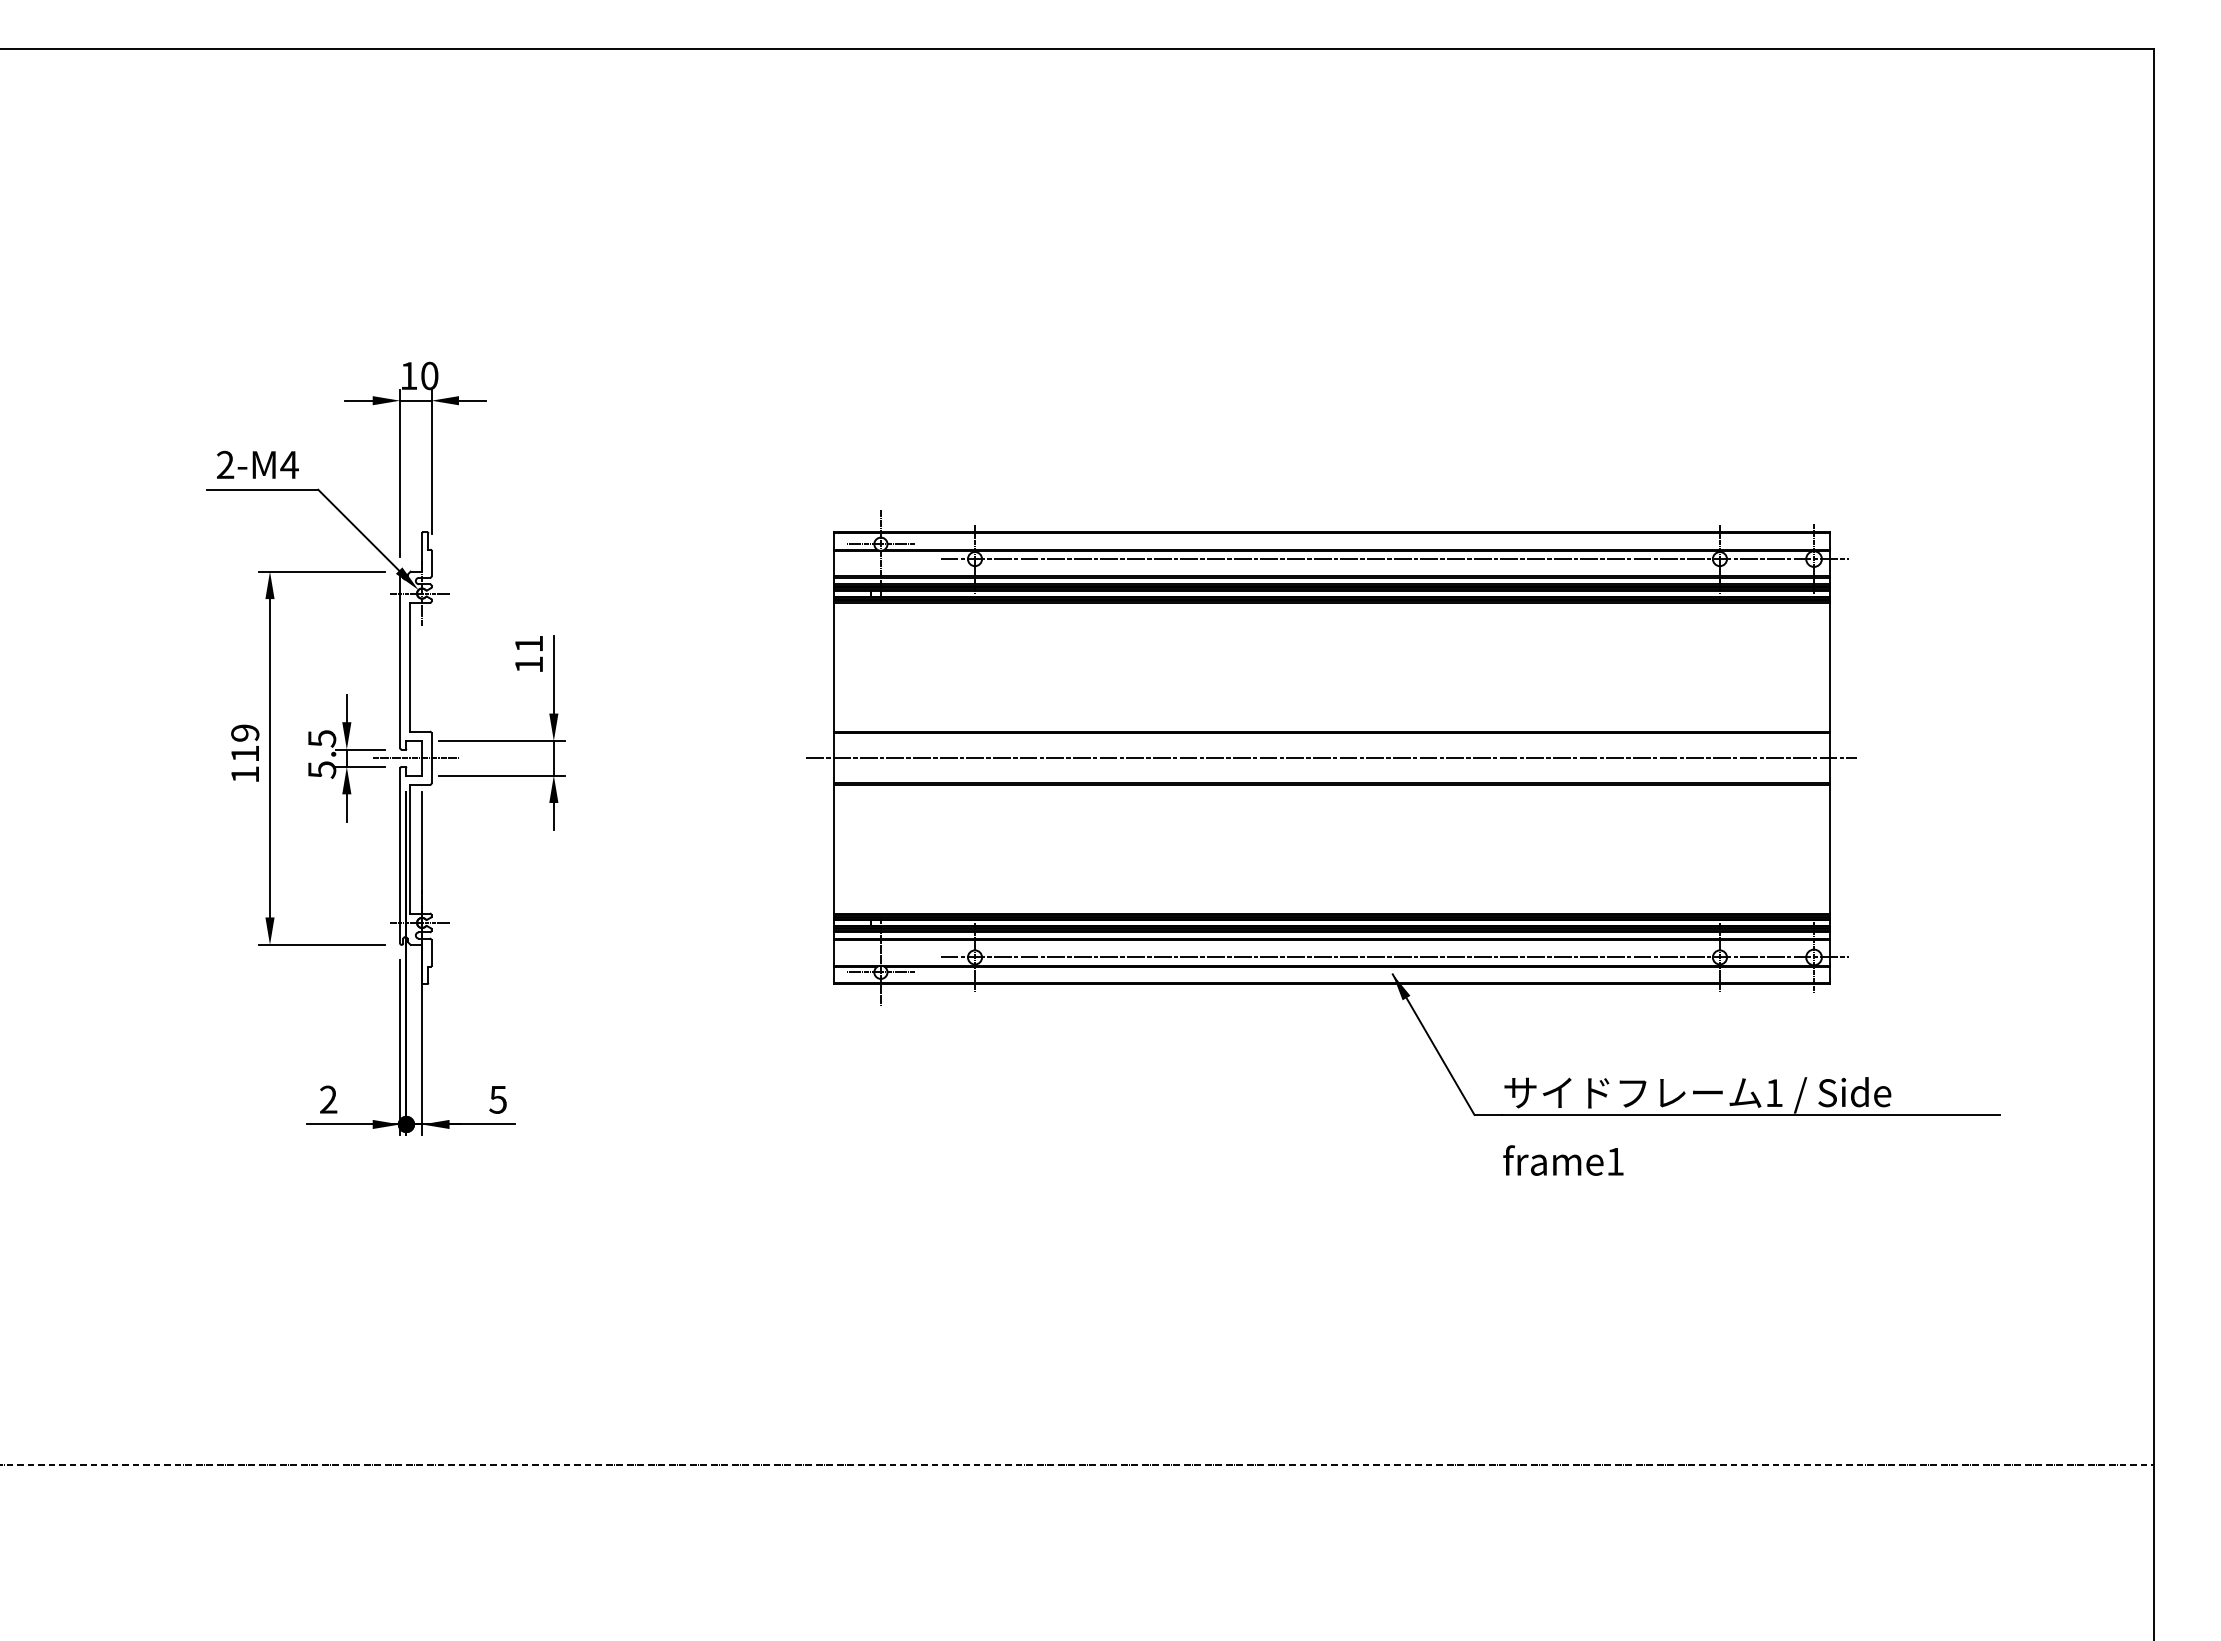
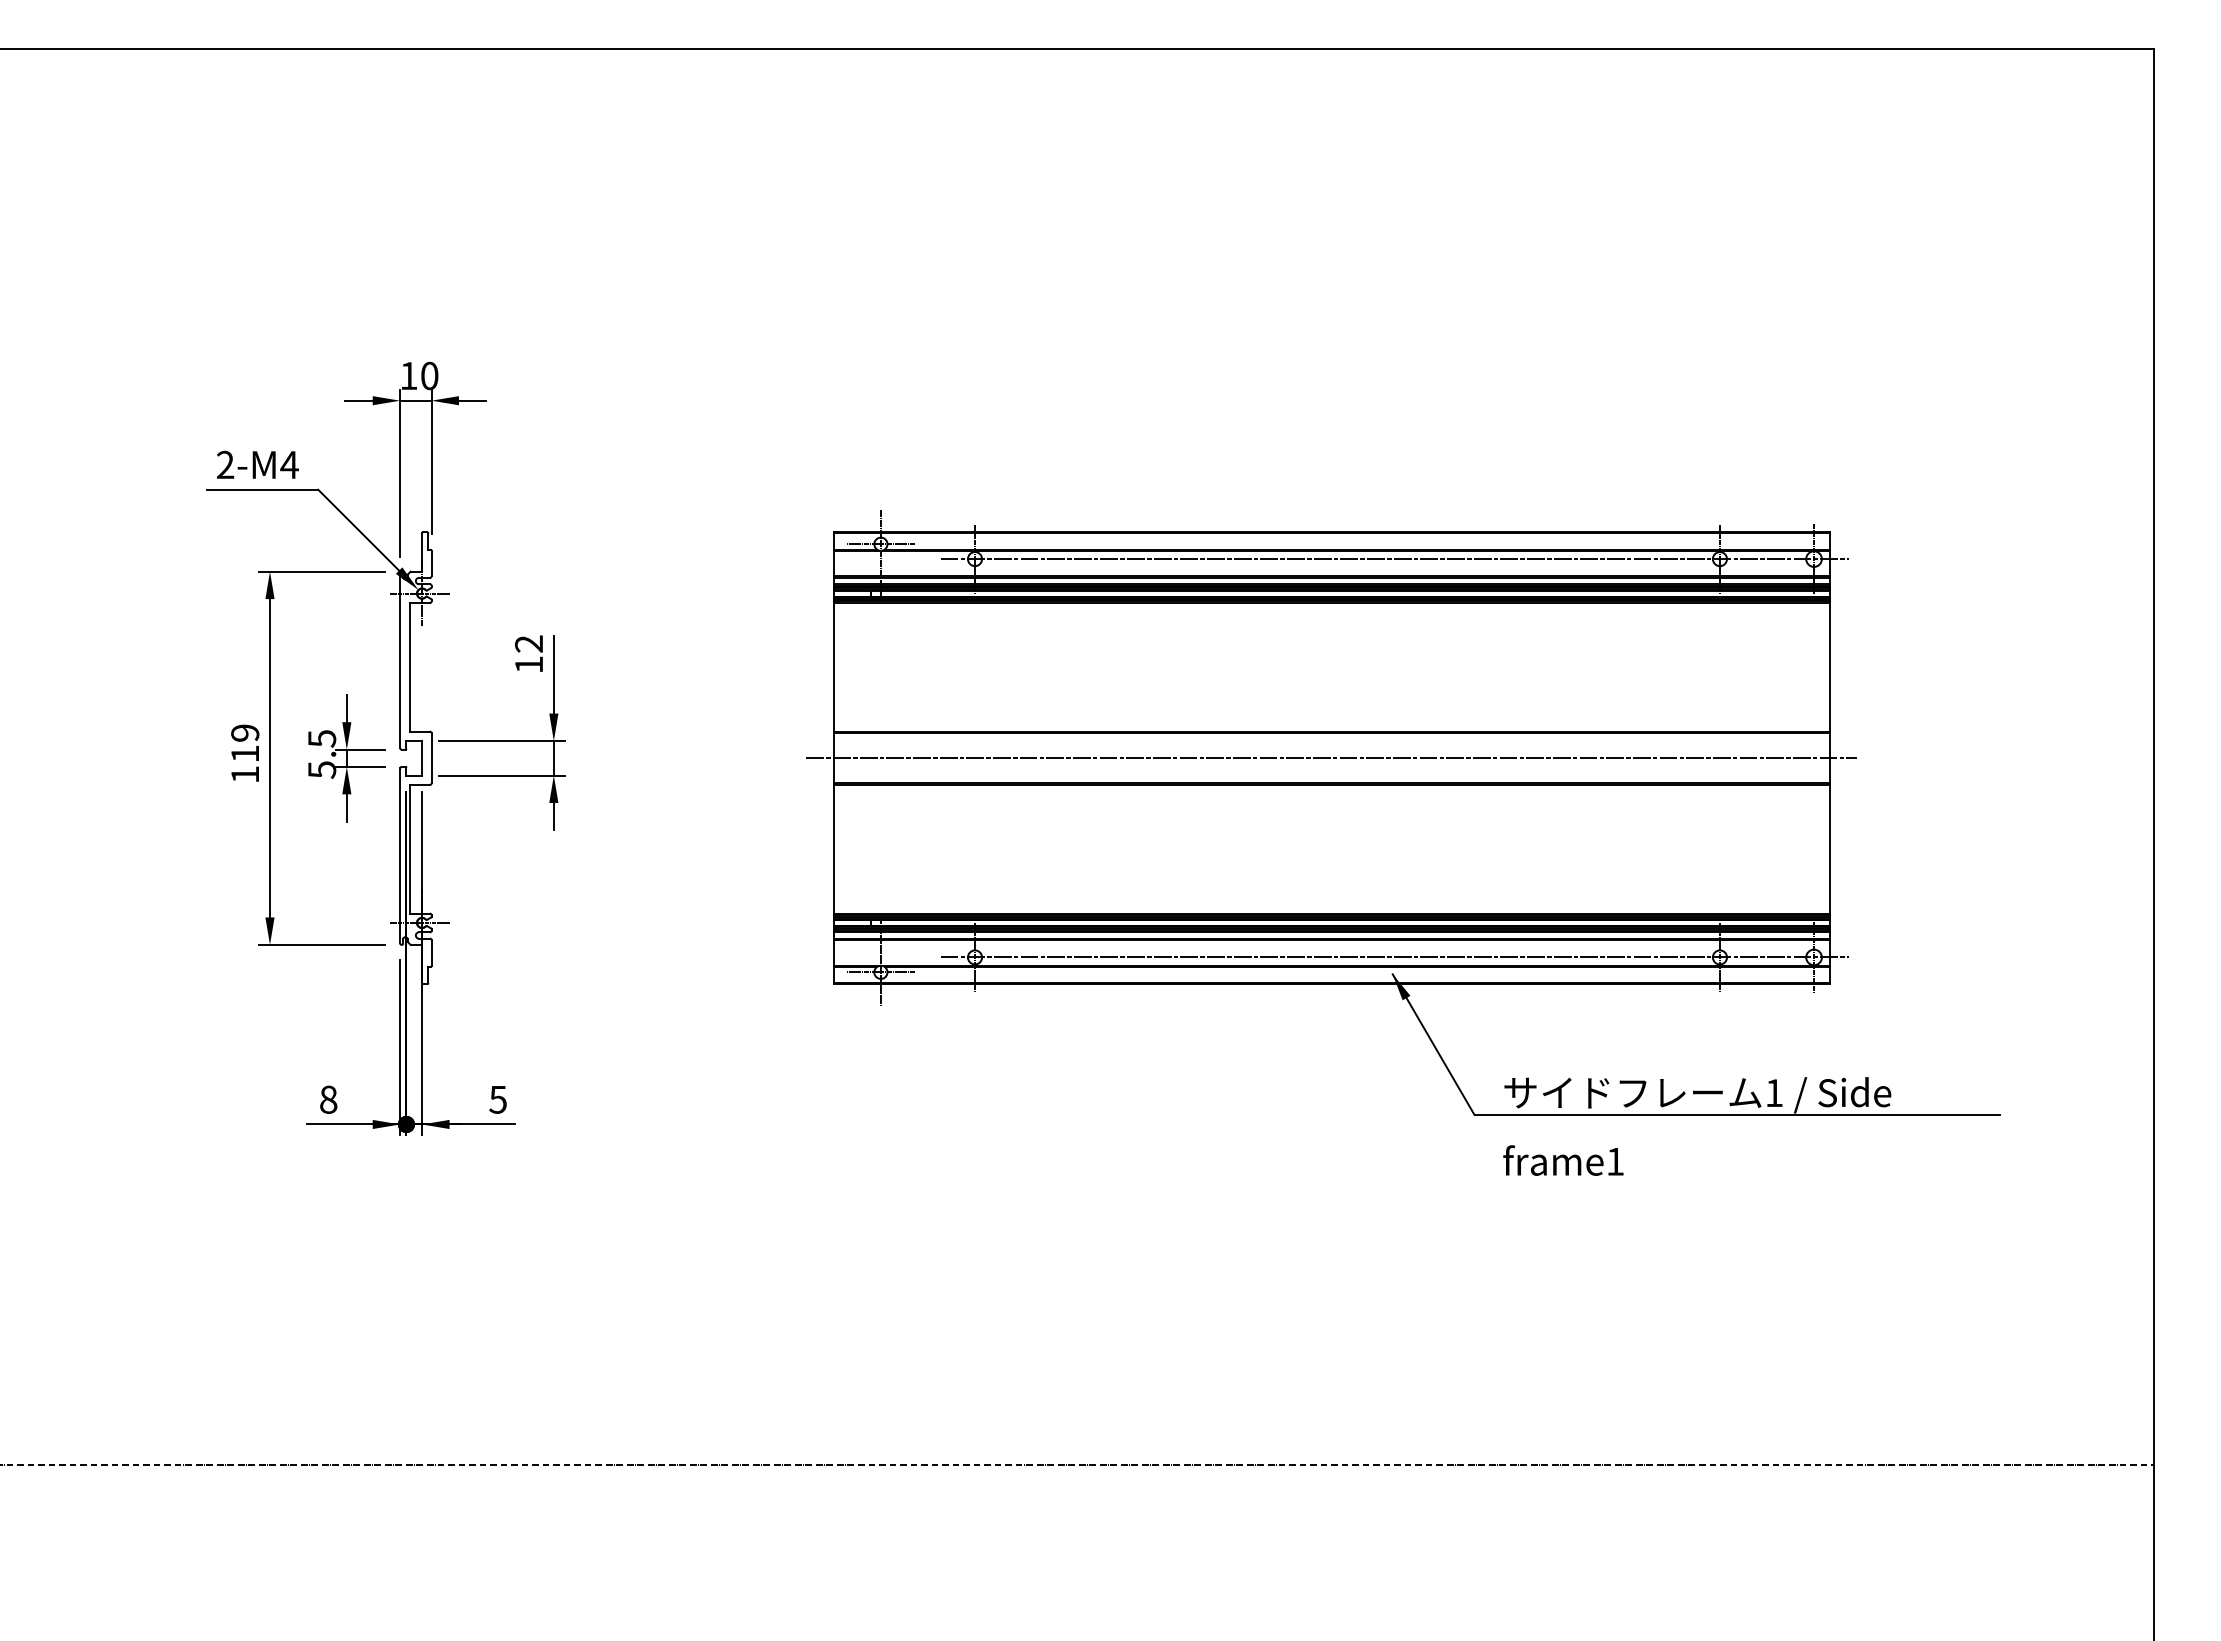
text: 11 -> 12 (528, 643)
line: present -> none (415, 758)
text: 2 -> 8 (328, 1099)
